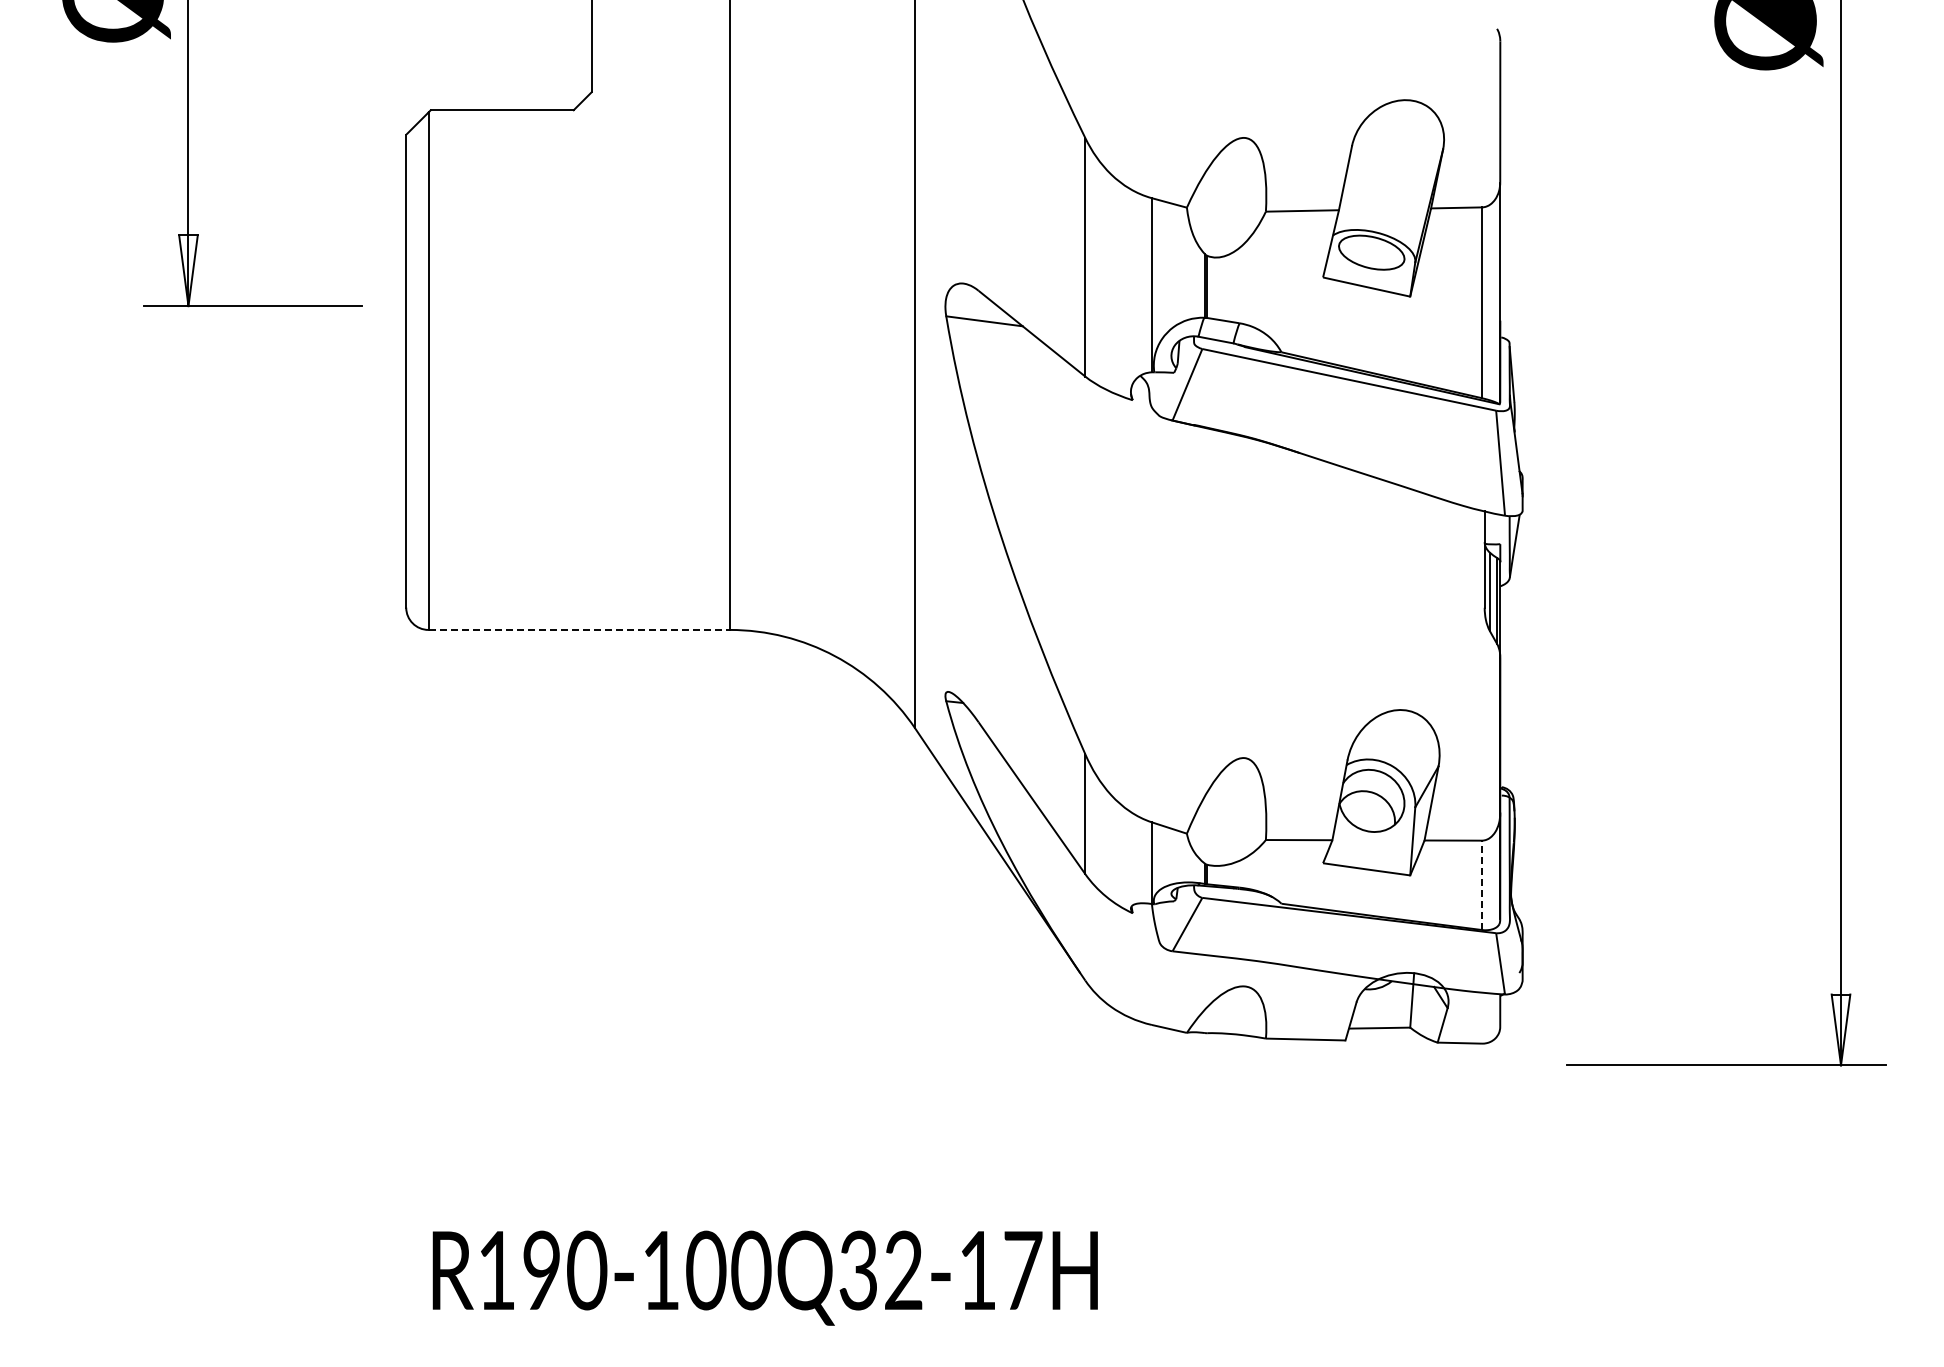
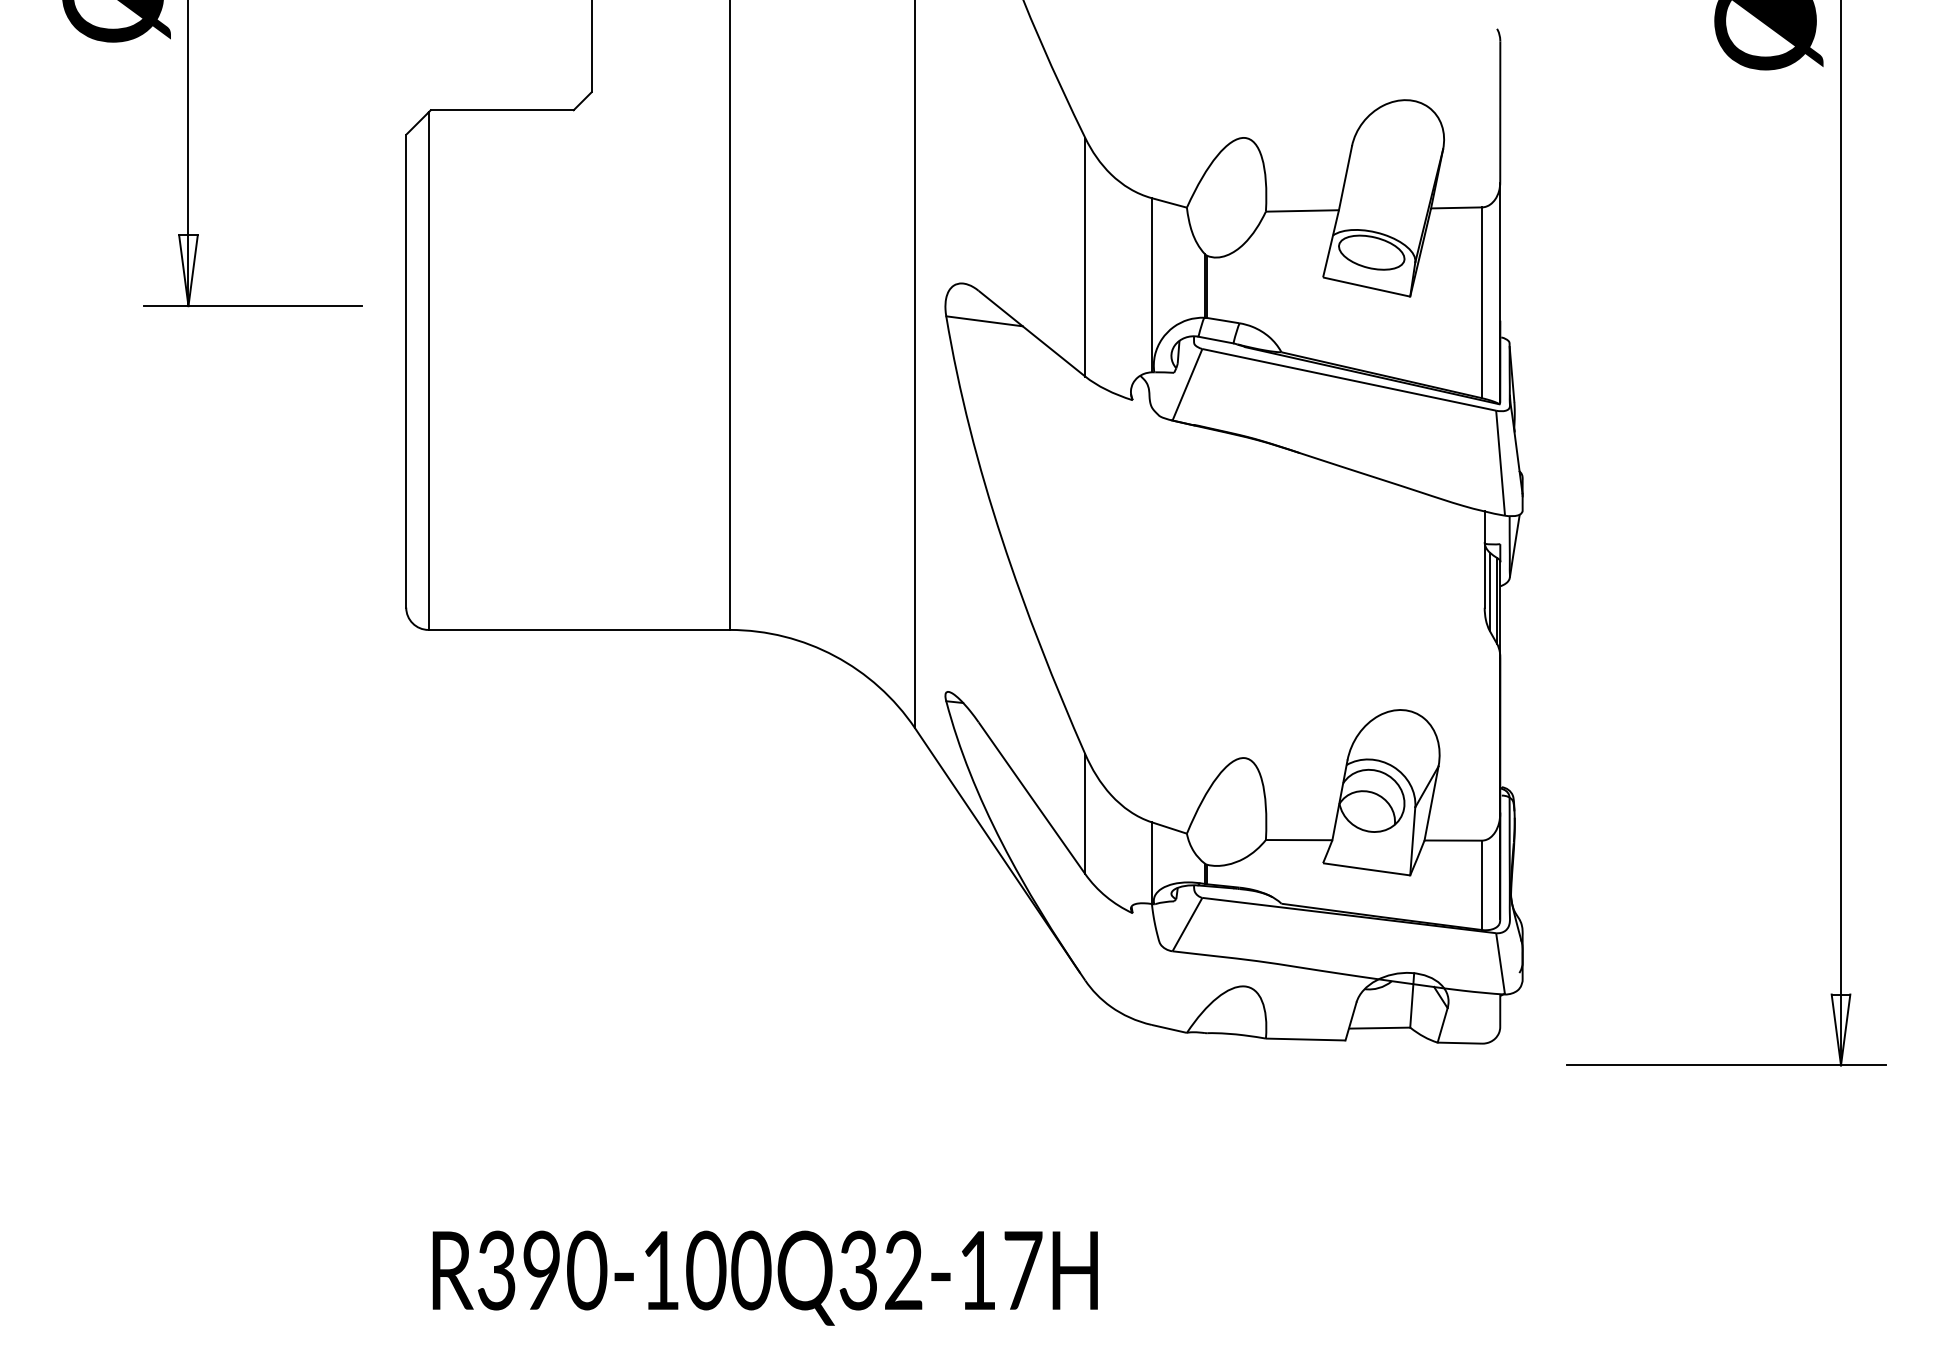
line: dashed -> solid (579, 629)
line: dashed -> solid (1481, 885)
text: R190-100Q32-17H -> R390-100Q32-17H (496, 1270)
